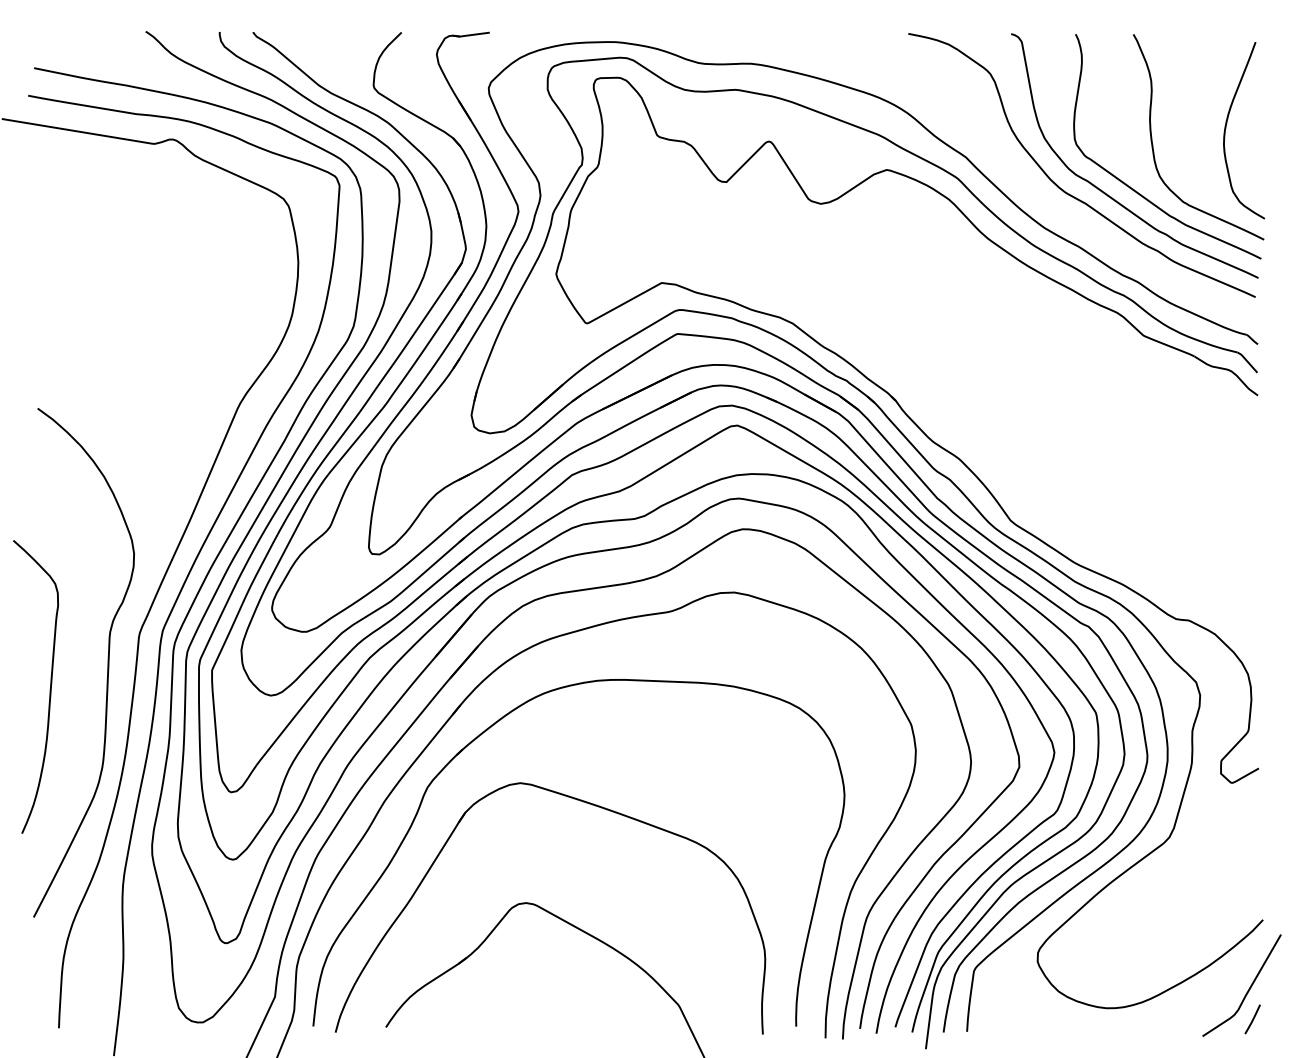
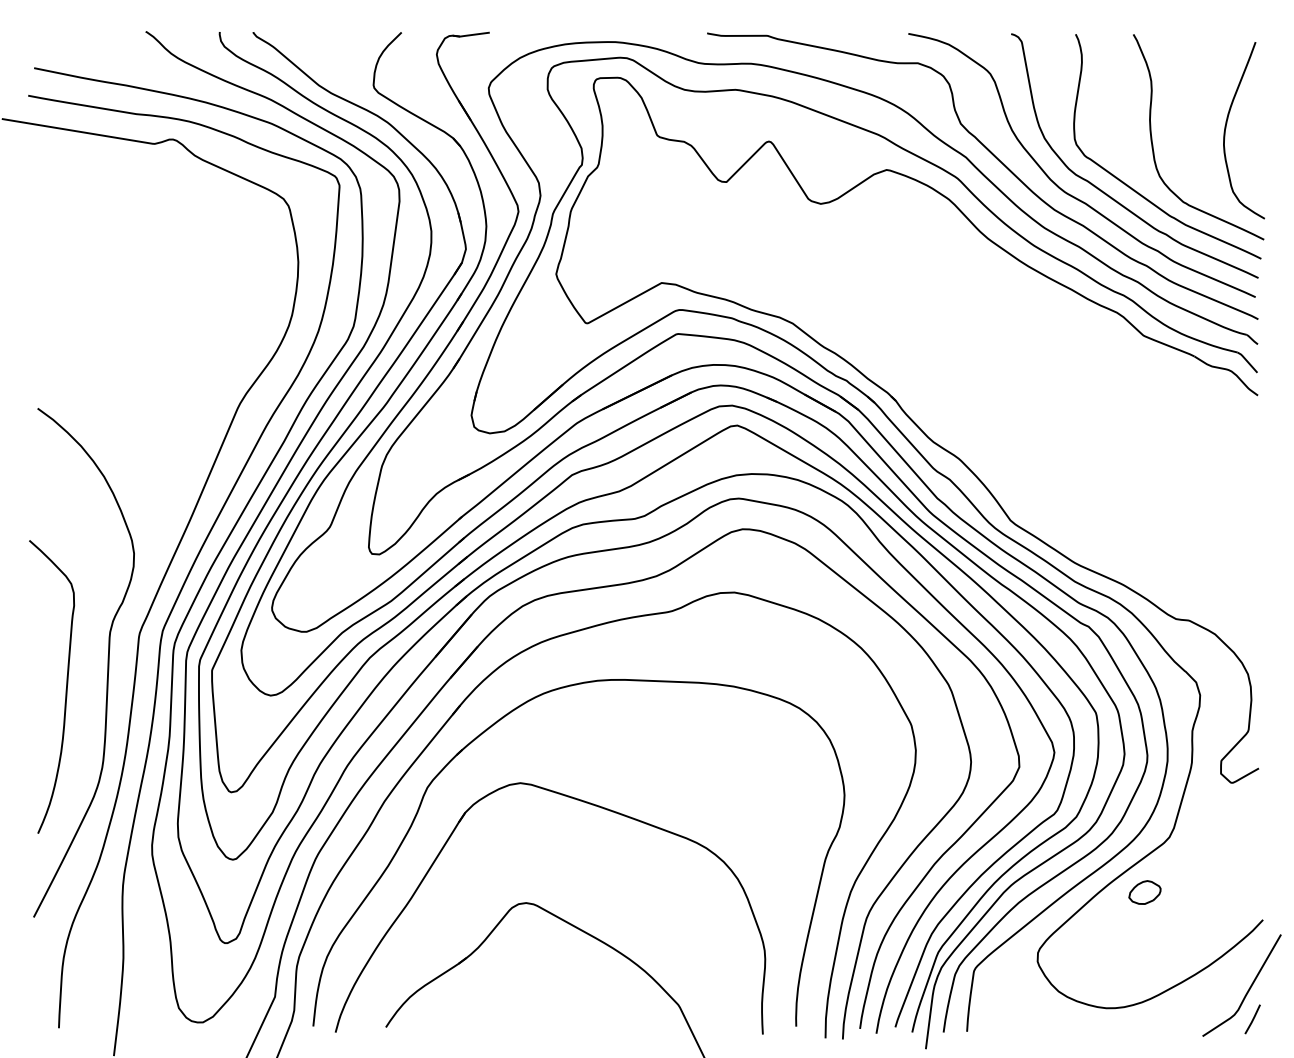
curve: none -> present (997, 160)
curve position: (49, 689) -> (65, 689) (65, 689)
part: none -> present (1144, 892)
